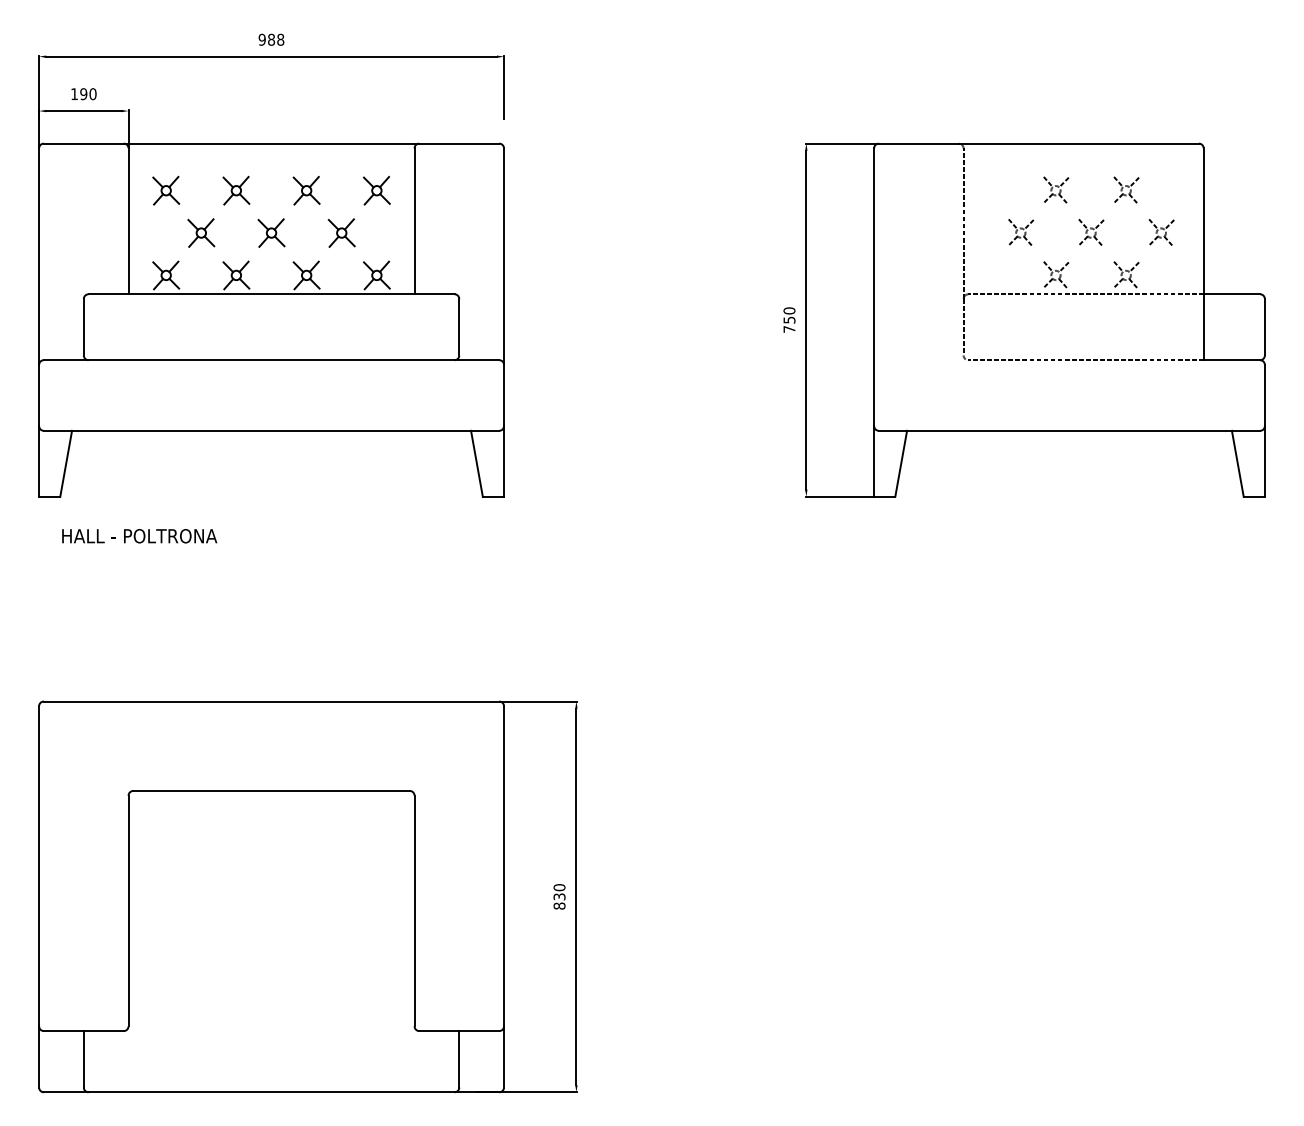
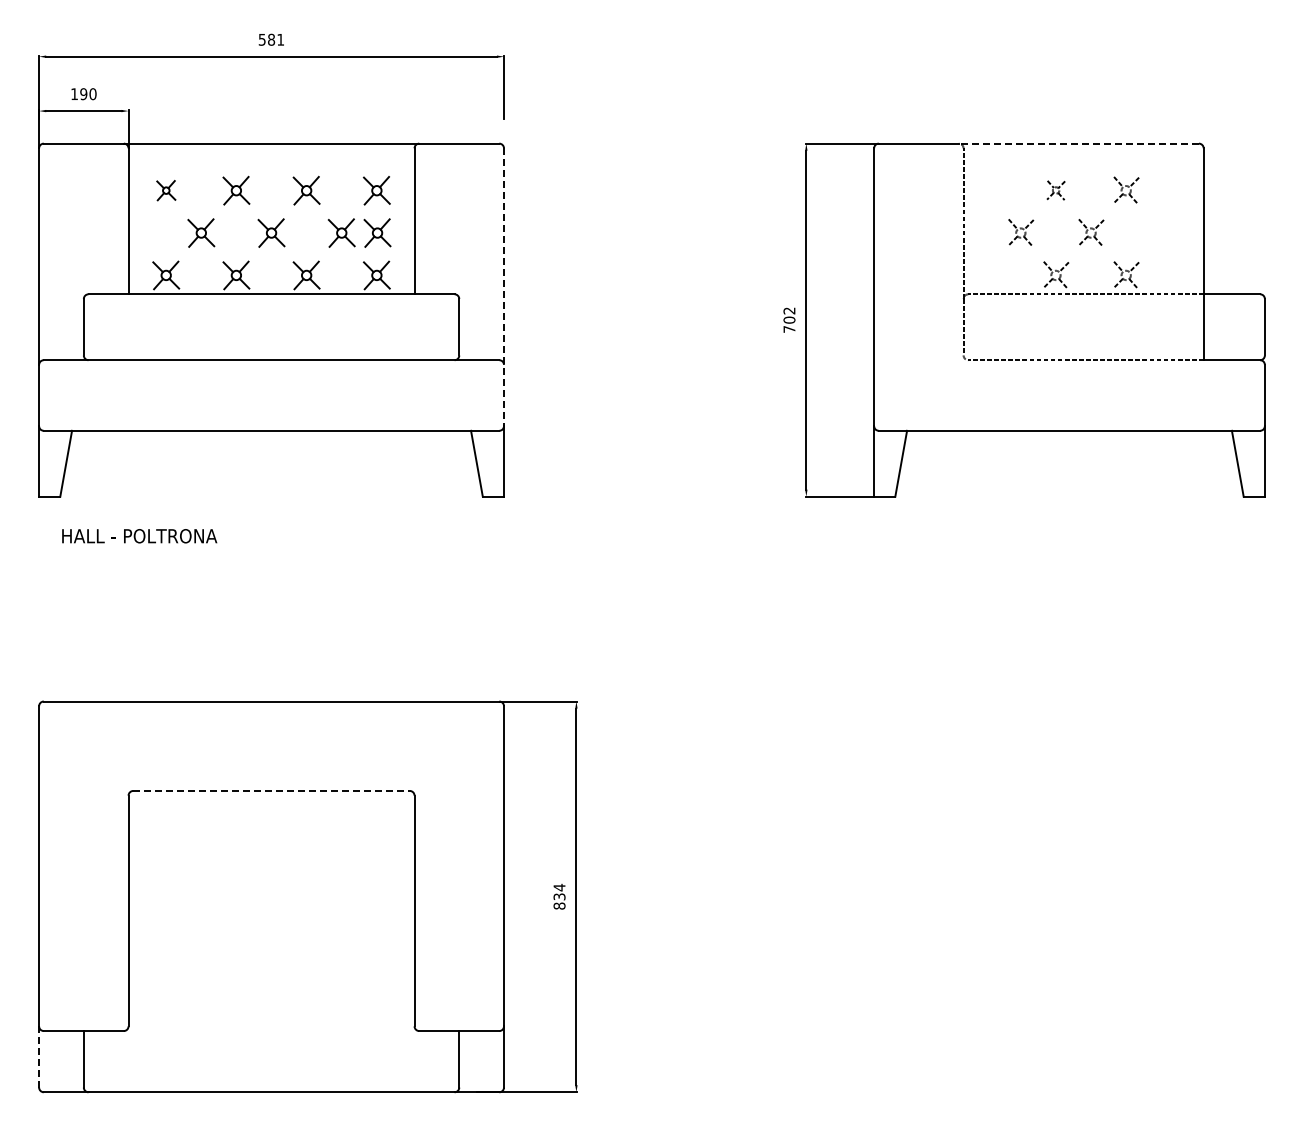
text: 988 -> 581 (271, 39)
line: solid -> dashed (1078, 143)
part size: 27x28 px -> 20x21 px (1055, 190)
part size: 29x31 px -> 21x22 px (166, 190)
part: none -> present (377, 232)
part: present -> none (1161, 232)
line: solid -> dashed (504, 287)
text: 750 -> 702 (789, 315)
line: solid -> dashed (272, 790)
text: 830 -> 834 (559, 887)
line: solid -> dashed (39, 1056)
